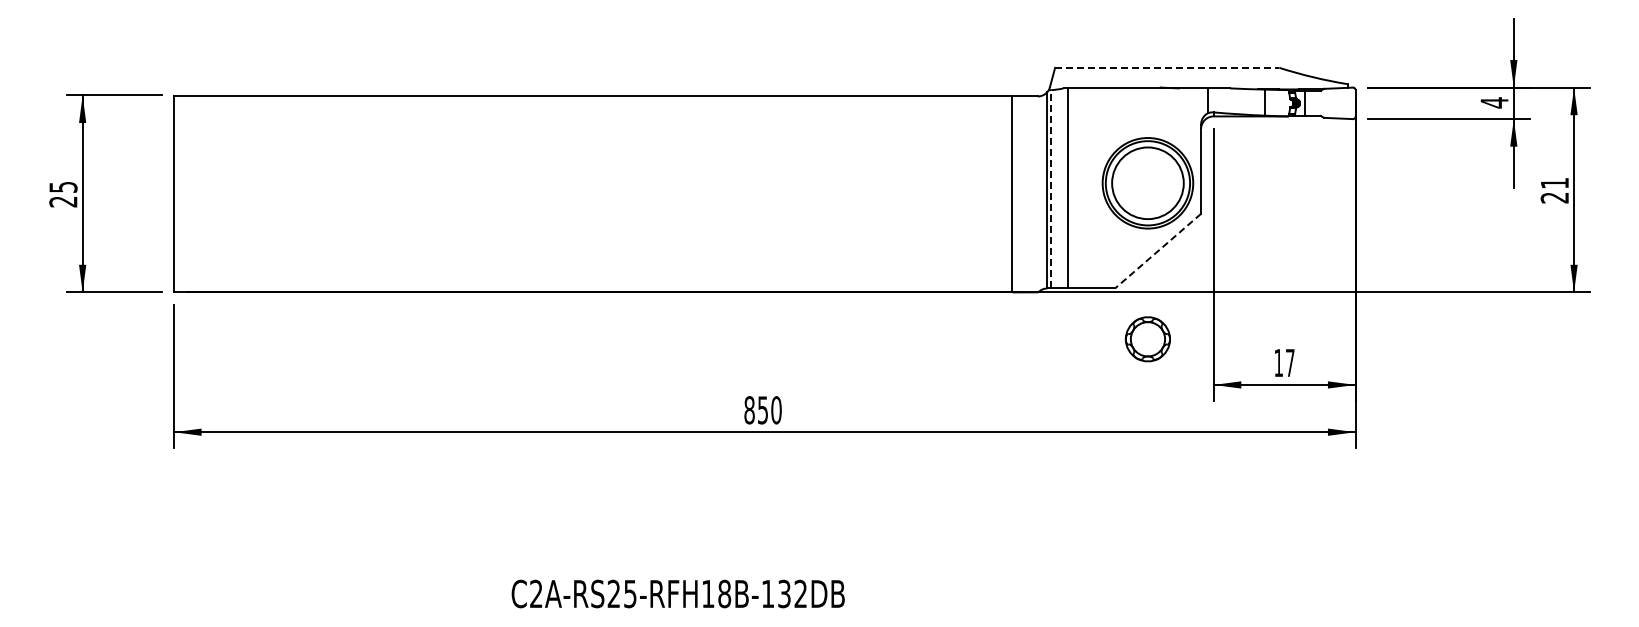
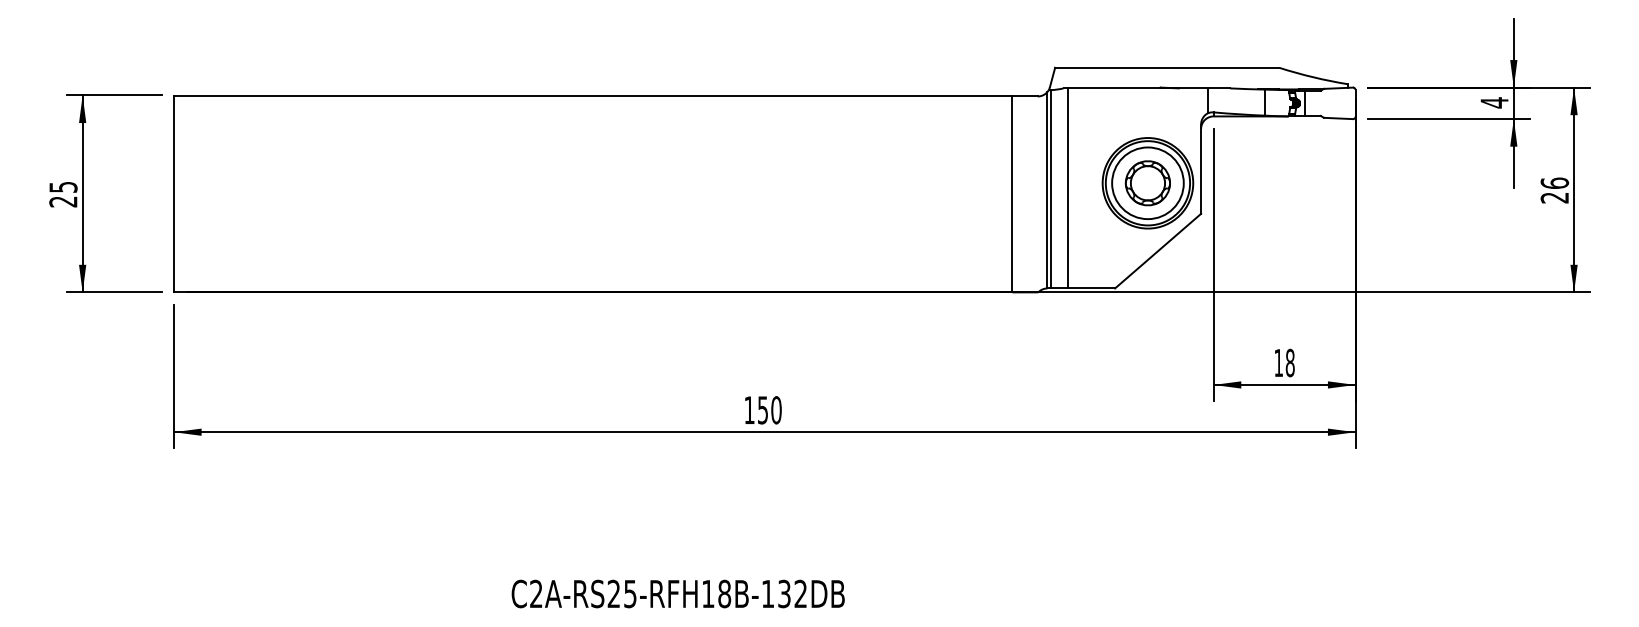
line: dashed -> solid (1167, 67)
text: 21 -> 26 (1554, 182)
line: dashed -> solid (1051, 188)
line: dashed -> solid (1158, 251)
part position: (1147, 339) -> (1147, 183) (1147, 183)
text: 17 -> 18 (1289, 362)
text: 850 -> 150 (749, 410)
